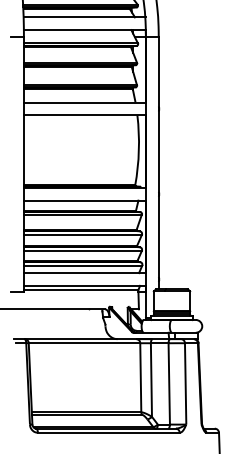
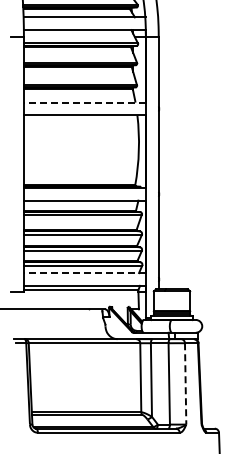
line: solid -> dashed (84, 102)
line: solid -> dashed (84, 273)
line: solid -> dashed (185, 383)
